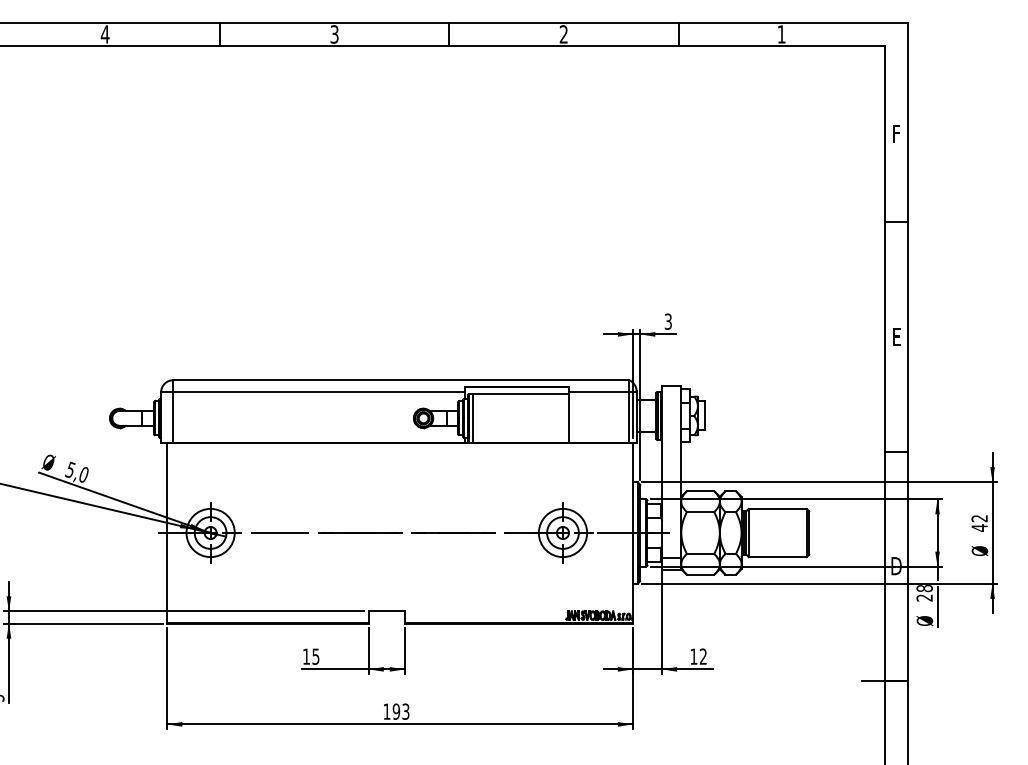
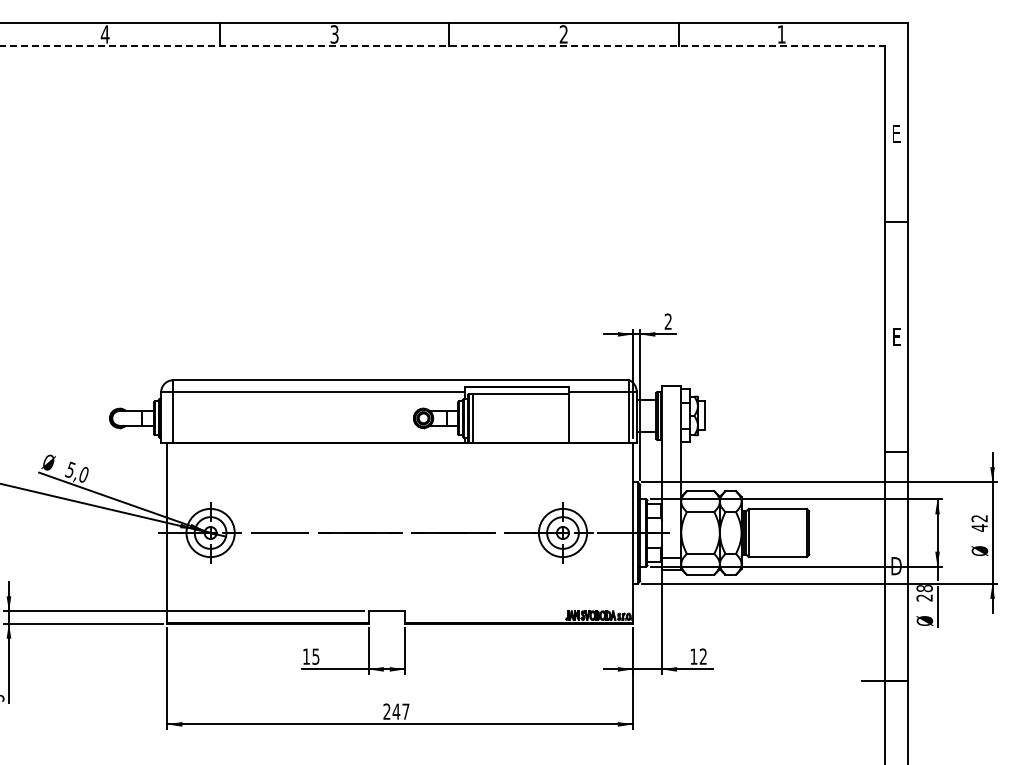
line: solid -> dashed (443, 45)
text: F -> E (897, 134)
text: 3 -> 2 (667, 321)
text: 193 -> 247 (396, 711)
